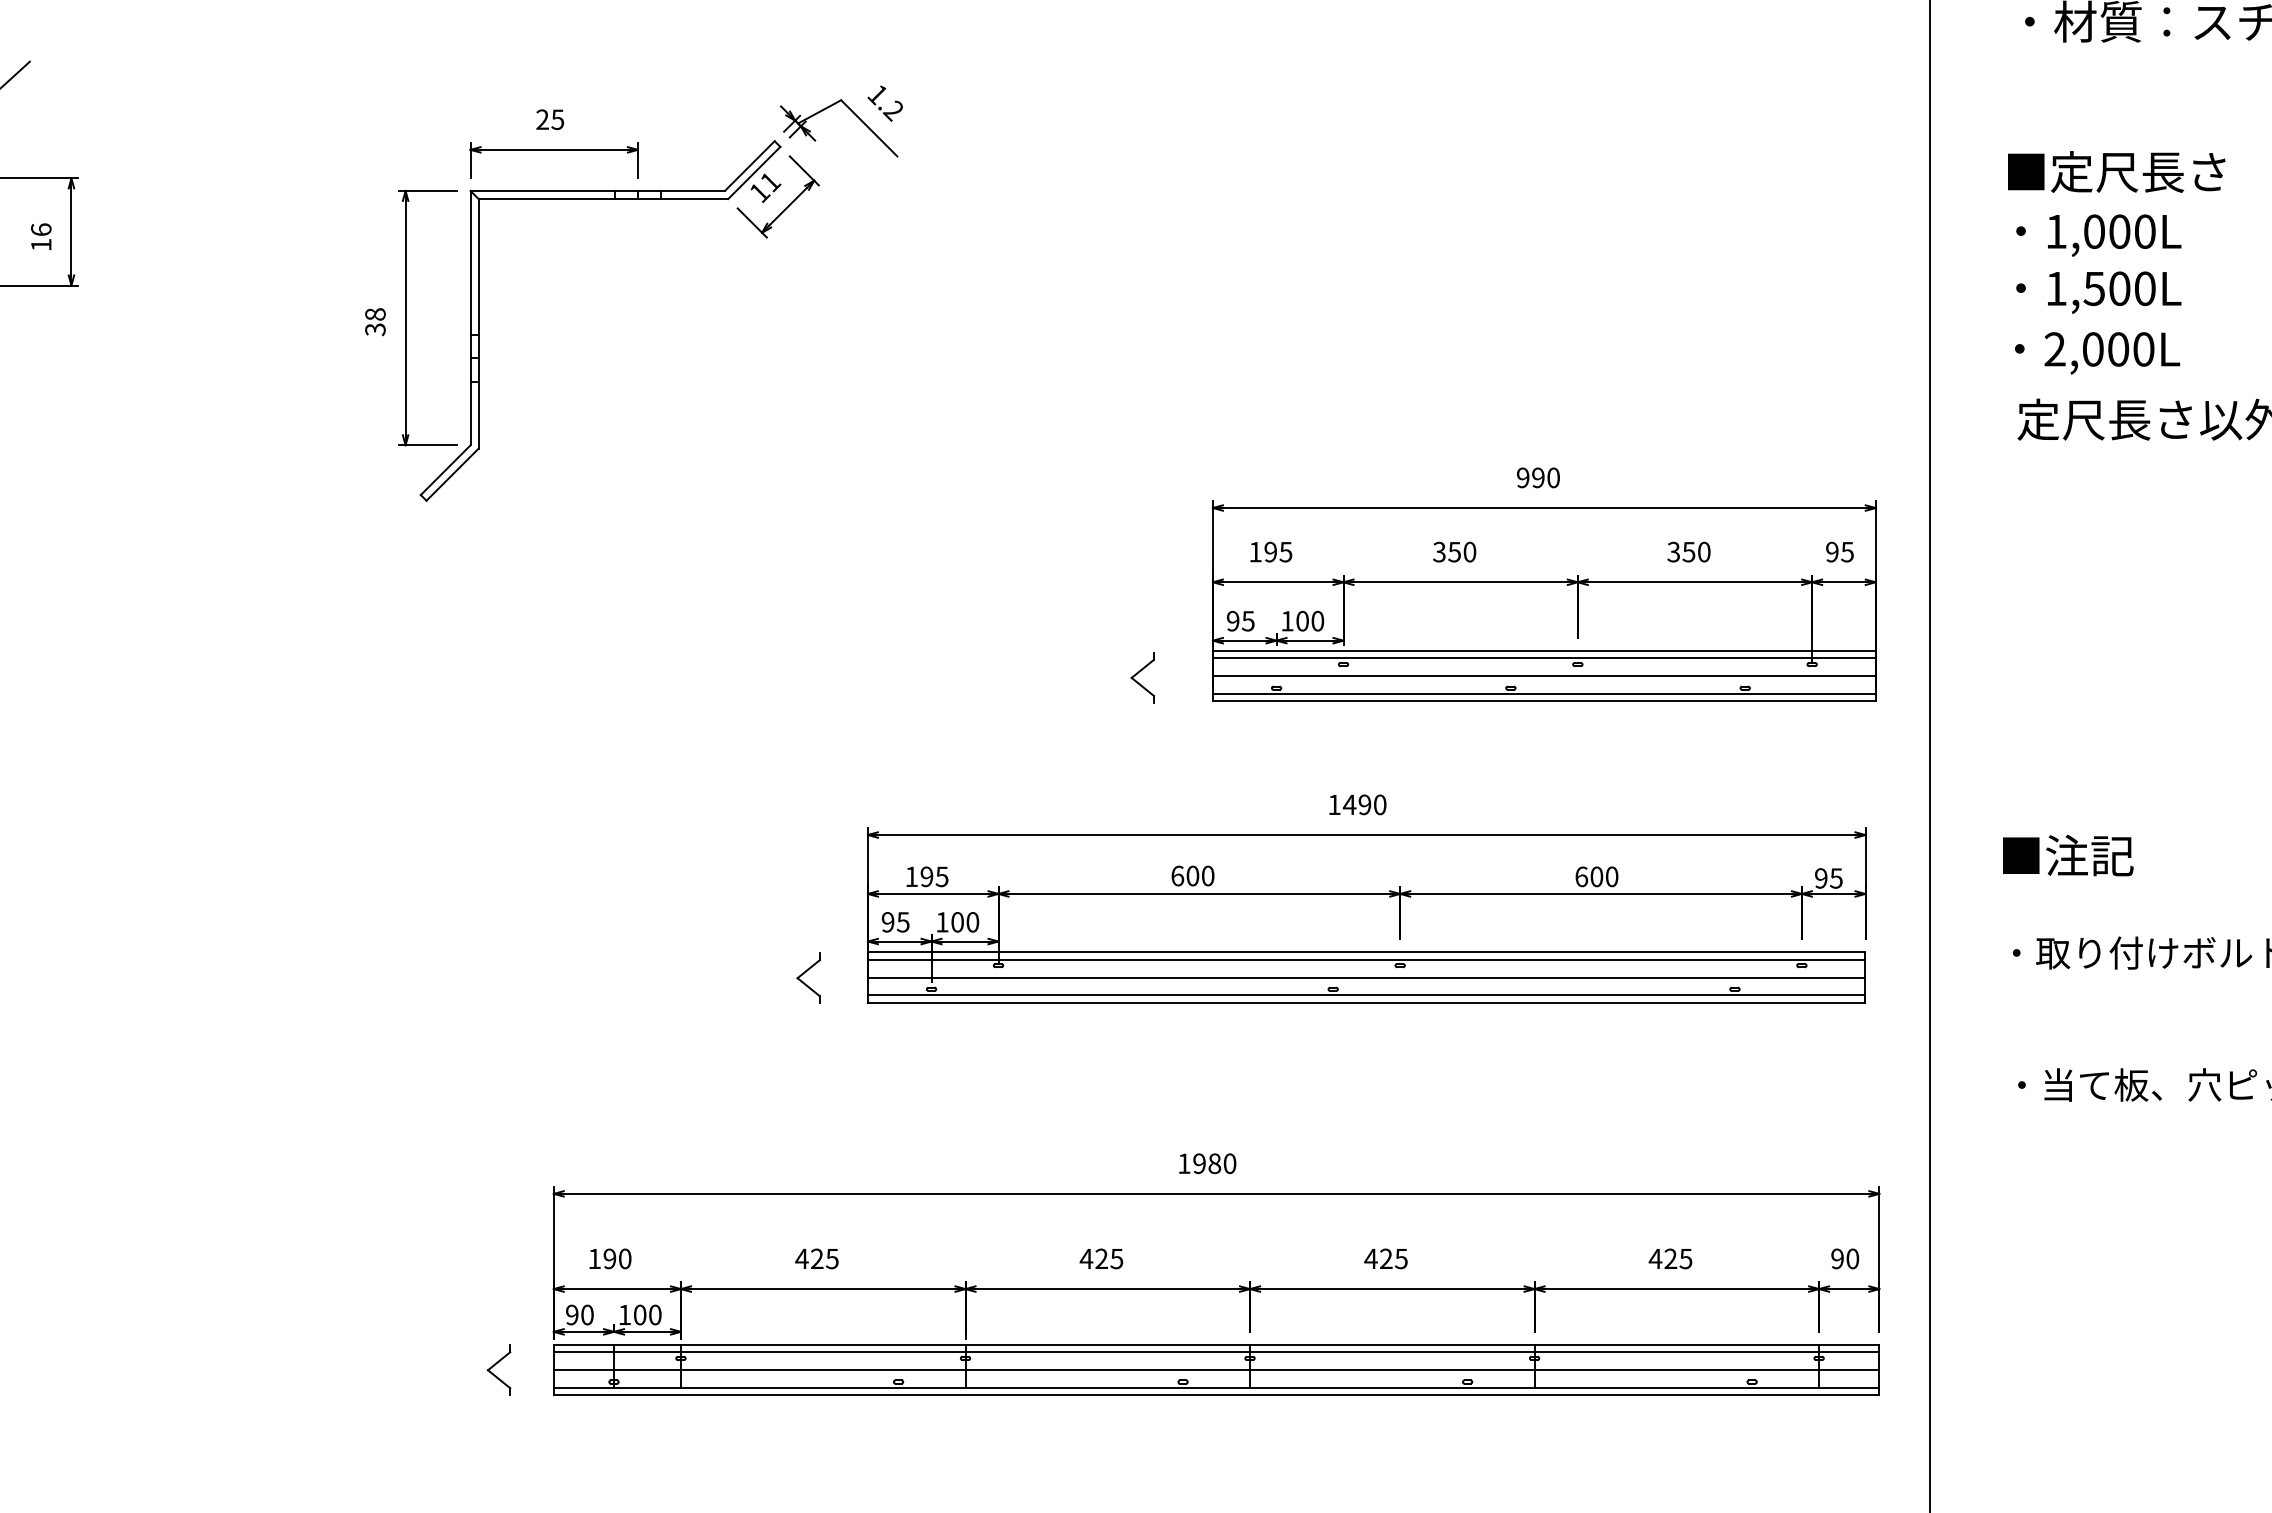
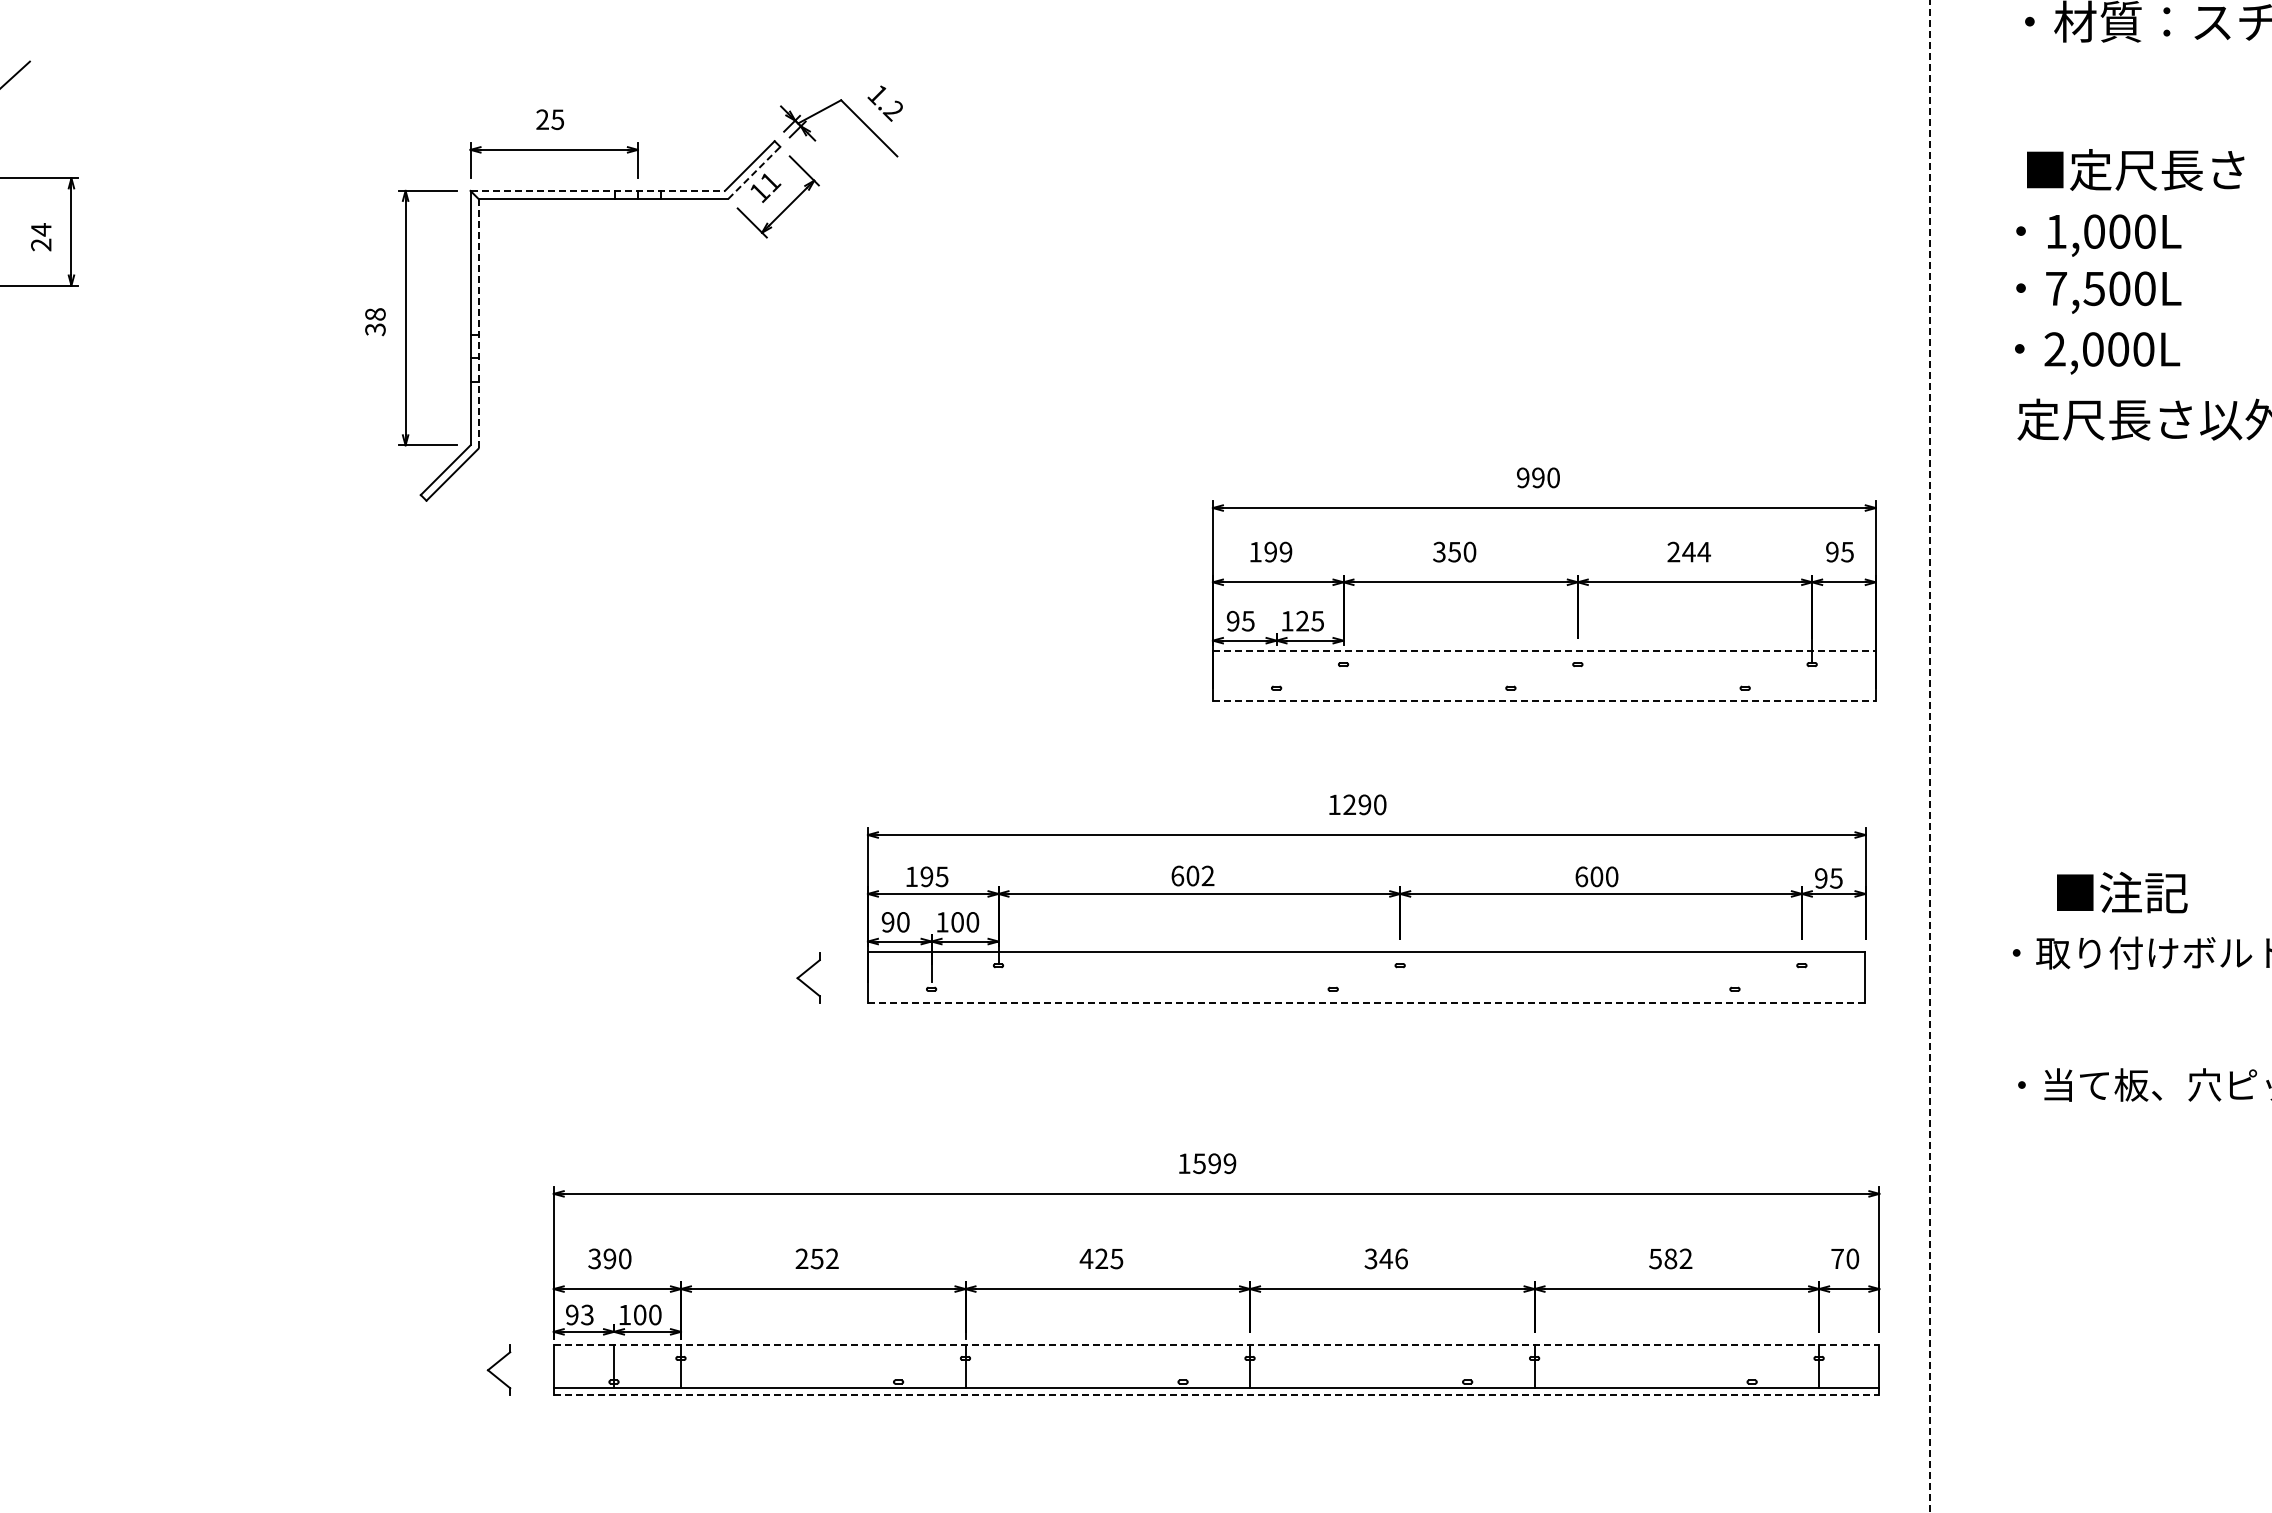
text position: (2116, 171) -> (2135, 169) (2135, 169)
line: solid -> dashed (754, 172)
line: solid -> dashed (598, 190)
text: 16 -> 24 (41, 237)
text: 1,500L -> 7,500L (2056, 288)
line: solid -> dashed (478, 323)
text: 195 -> 199 (1285, 551)
text: 350 -> 244 (1689, 551)
text: 100 -> 125 (1310, 620)
line: solid -> dashed (1544, 651)
line: present -> none (1543, 658)
line: present -> none (1543, 676)
part: present -> none (1142, 677)
line: present -> none (1543, 694)
line: solid -> dashed (1544, 701)
line: solid -> dashed (1930, 756)
text: 1490 -> 1290 (1349, 804)
text position: (2068, 855) -> (2122, 892) (2122, 892)
text: 600 -> 602 (1207, 875)
text: 95 -> 90 (902, 922)
line: present -> none (1366, 959)
line: present -> none (1366, 977)
line: present -> none (1366, 995)
line: solid -> dashed (1366, 1002)
text: 1980 -> 1599 (1214, 1163)
text: 190 -> 390 (594, 1258)
text: 425 -> 252 (816, 1258)
text: 425 -> 346 (1385, 1258)
text: 425 -> 582 (1670, 1258)
text: 90 -> 70 (1837, 1258)
text: 90 -> 93 (587, 1314)
line: solid -> dashed (1216, 1345)
line: present -> none (1216, 1352)
line: present -> none (1216, 1370)
line: solid -> dashed (1216, 1395)
